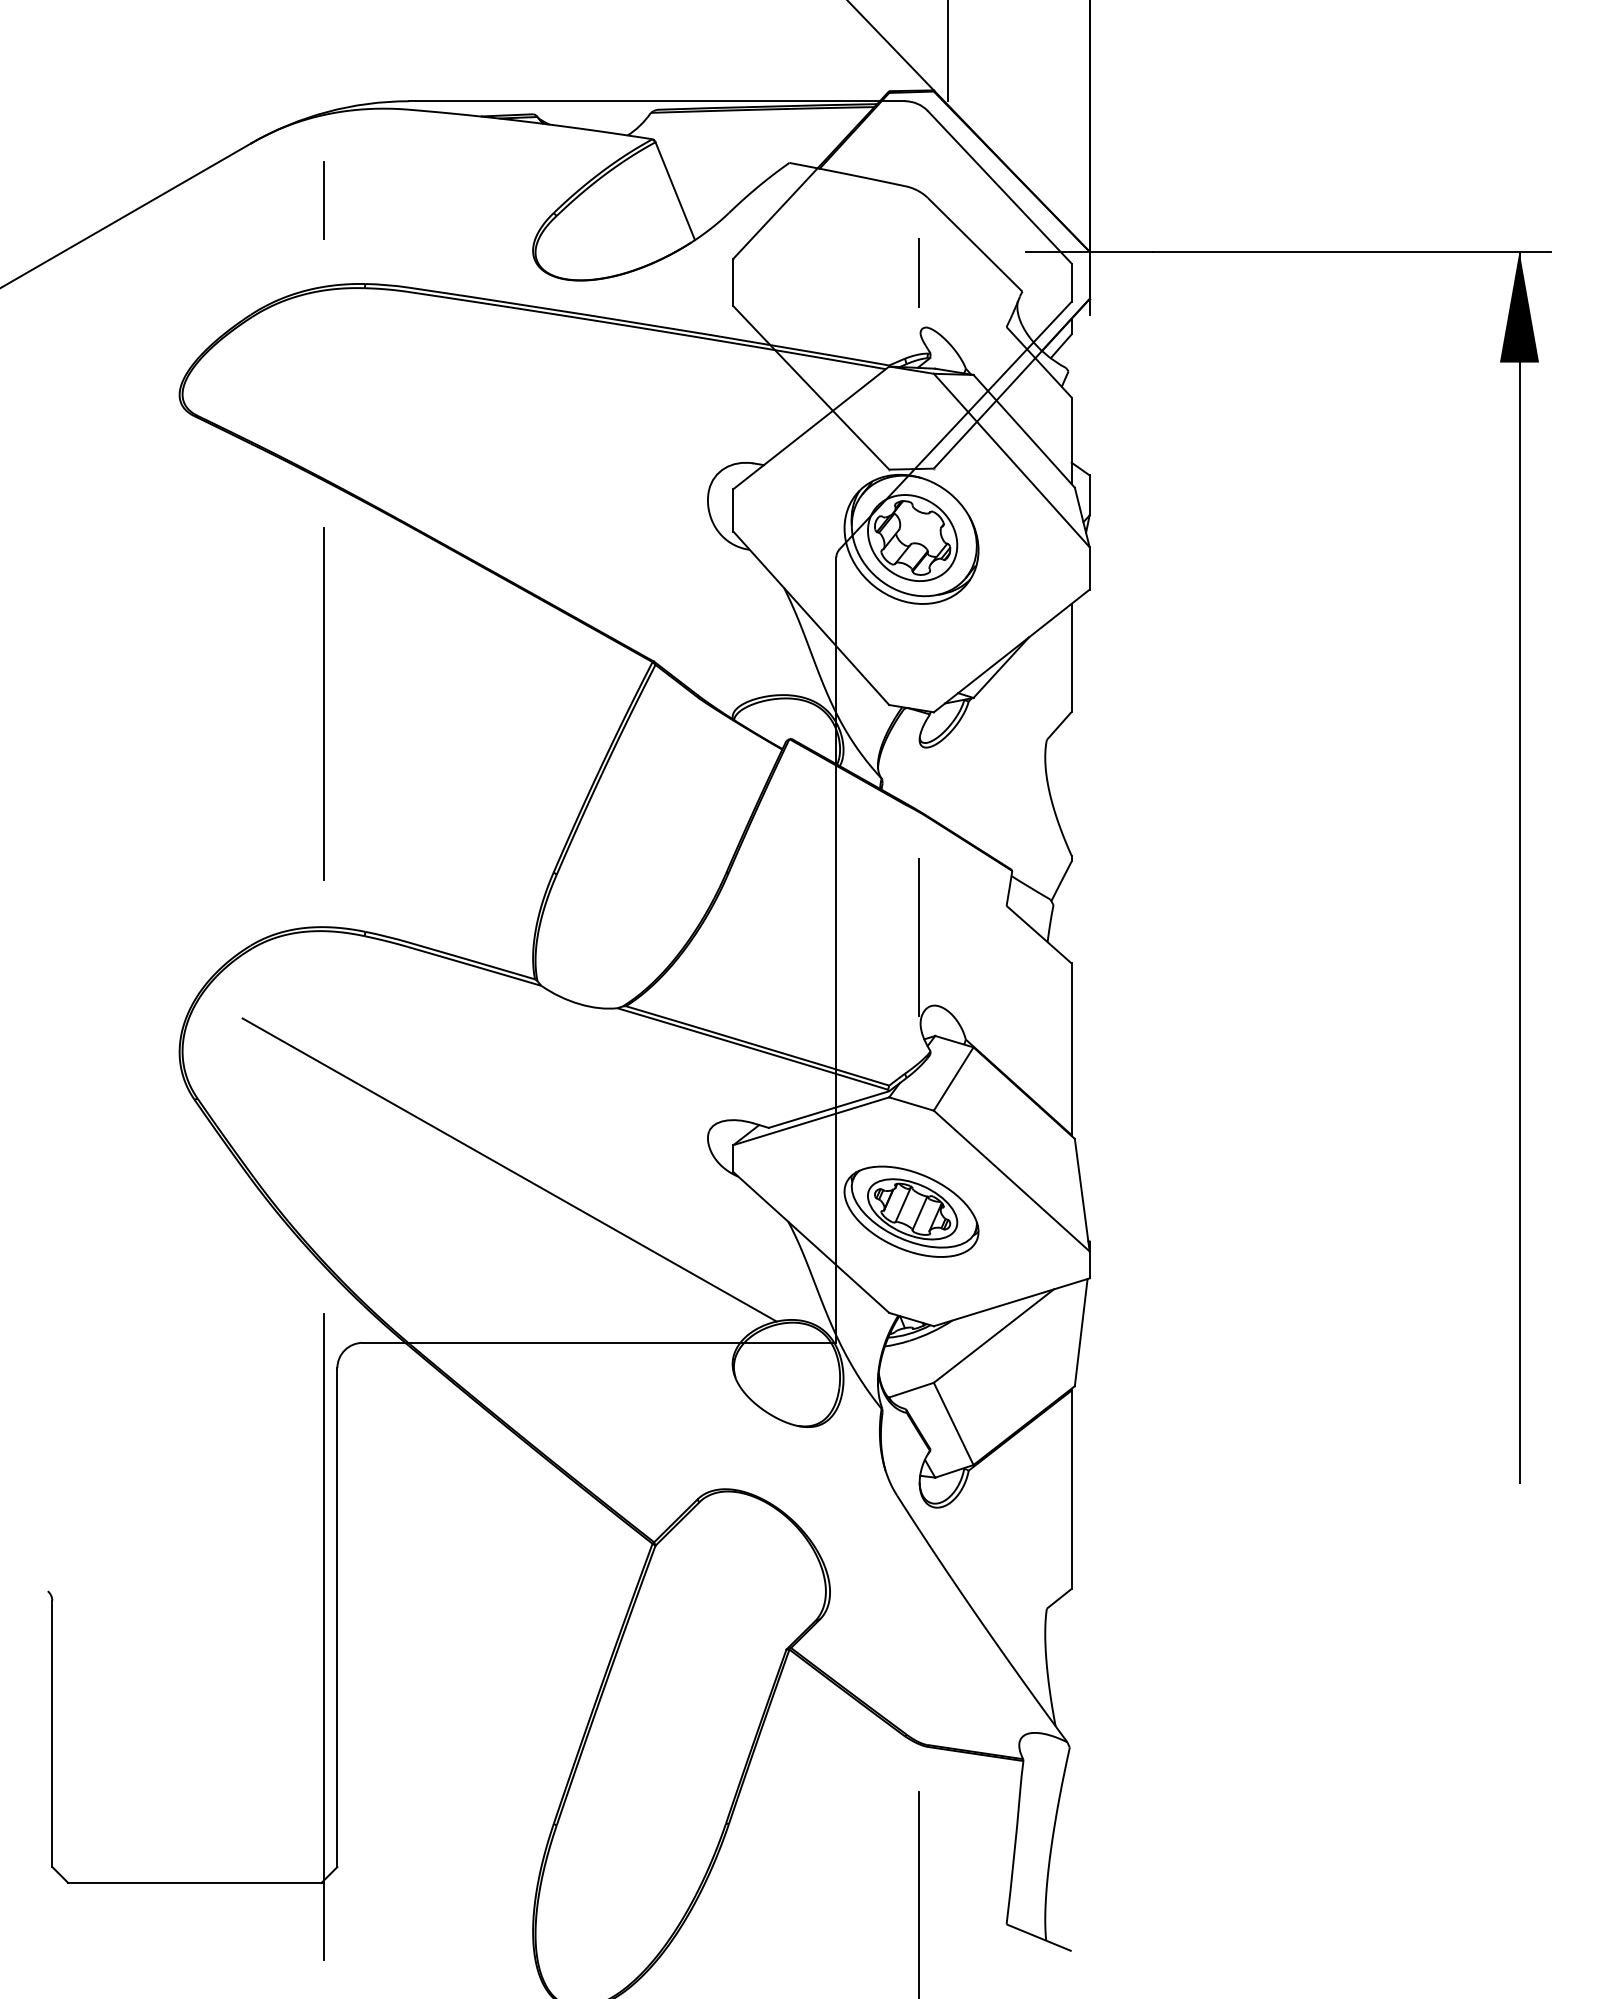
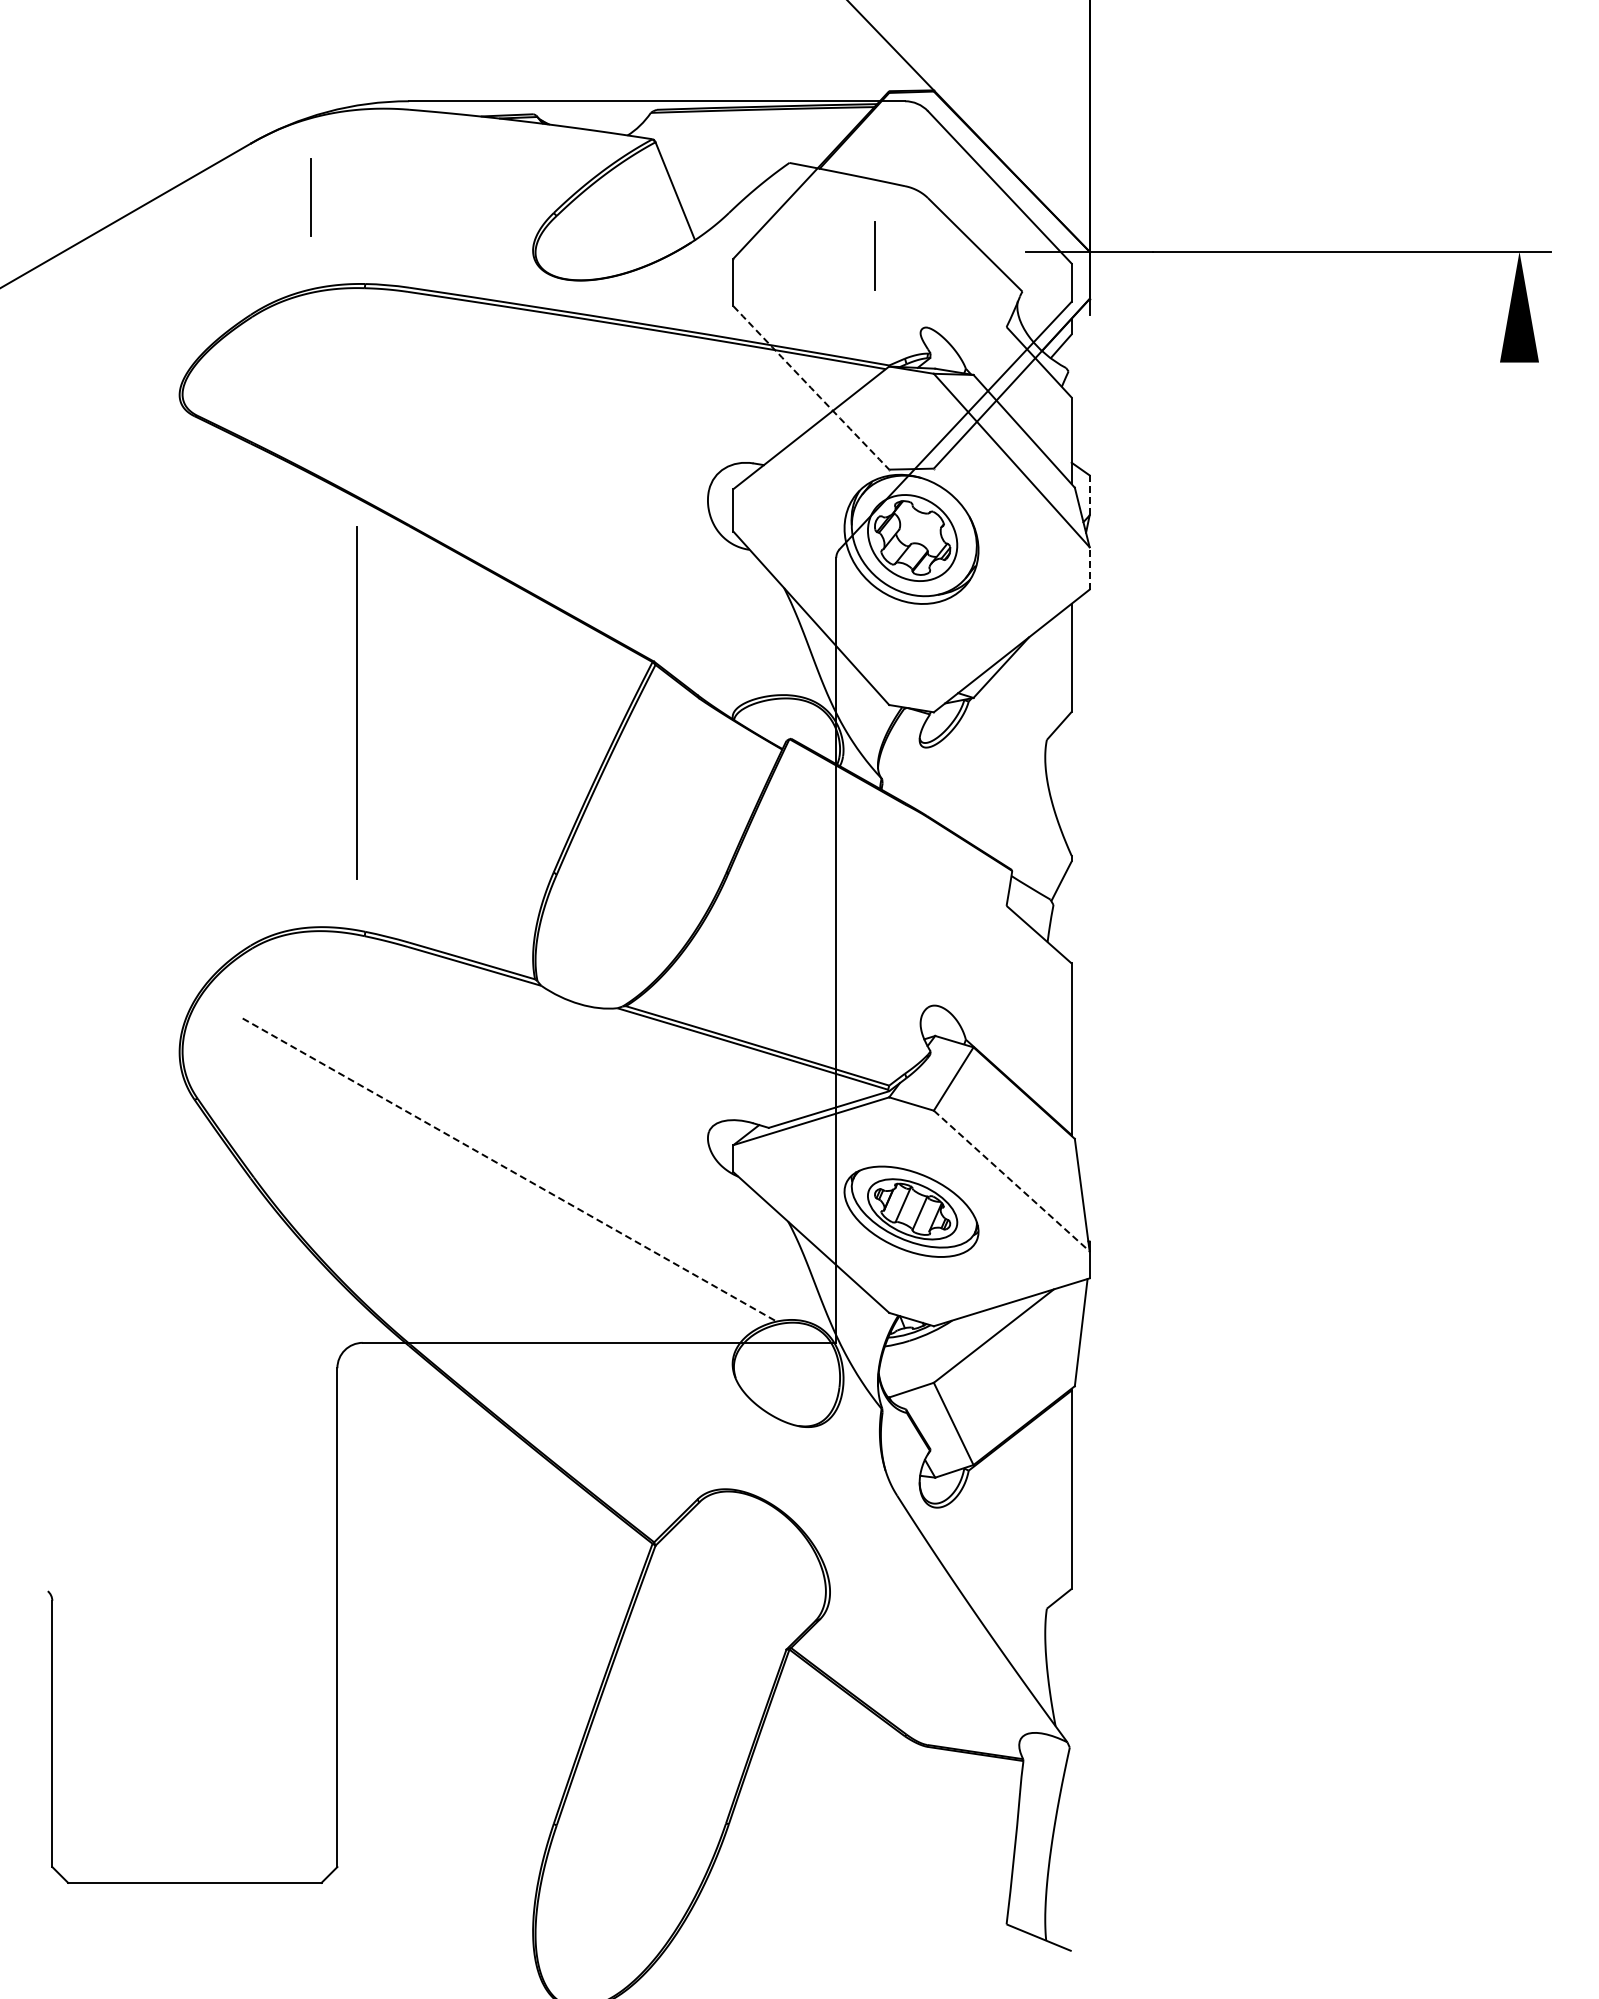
line: present -> none (947, 51)
line position: (323, 200) -> (310, 197) (310, 197)
line position: (918, 272) -> (874, 255) (874, 255)
arc: solid -> dashed (811, 388)
line: solid -> dashed (1089, 494)
line: solid -> dashed (1089, 567)
line position: (323, 703) -> (356, 702) (356, 702)
line: present -> none (1519, 867)
line: present -> none (918, 937)
line: solid -> dashed (510, 1170)
line: solid -> dashed (1011, 1181)
line: present -> none (324, 1636)
line: present -> none (918, 1893)
